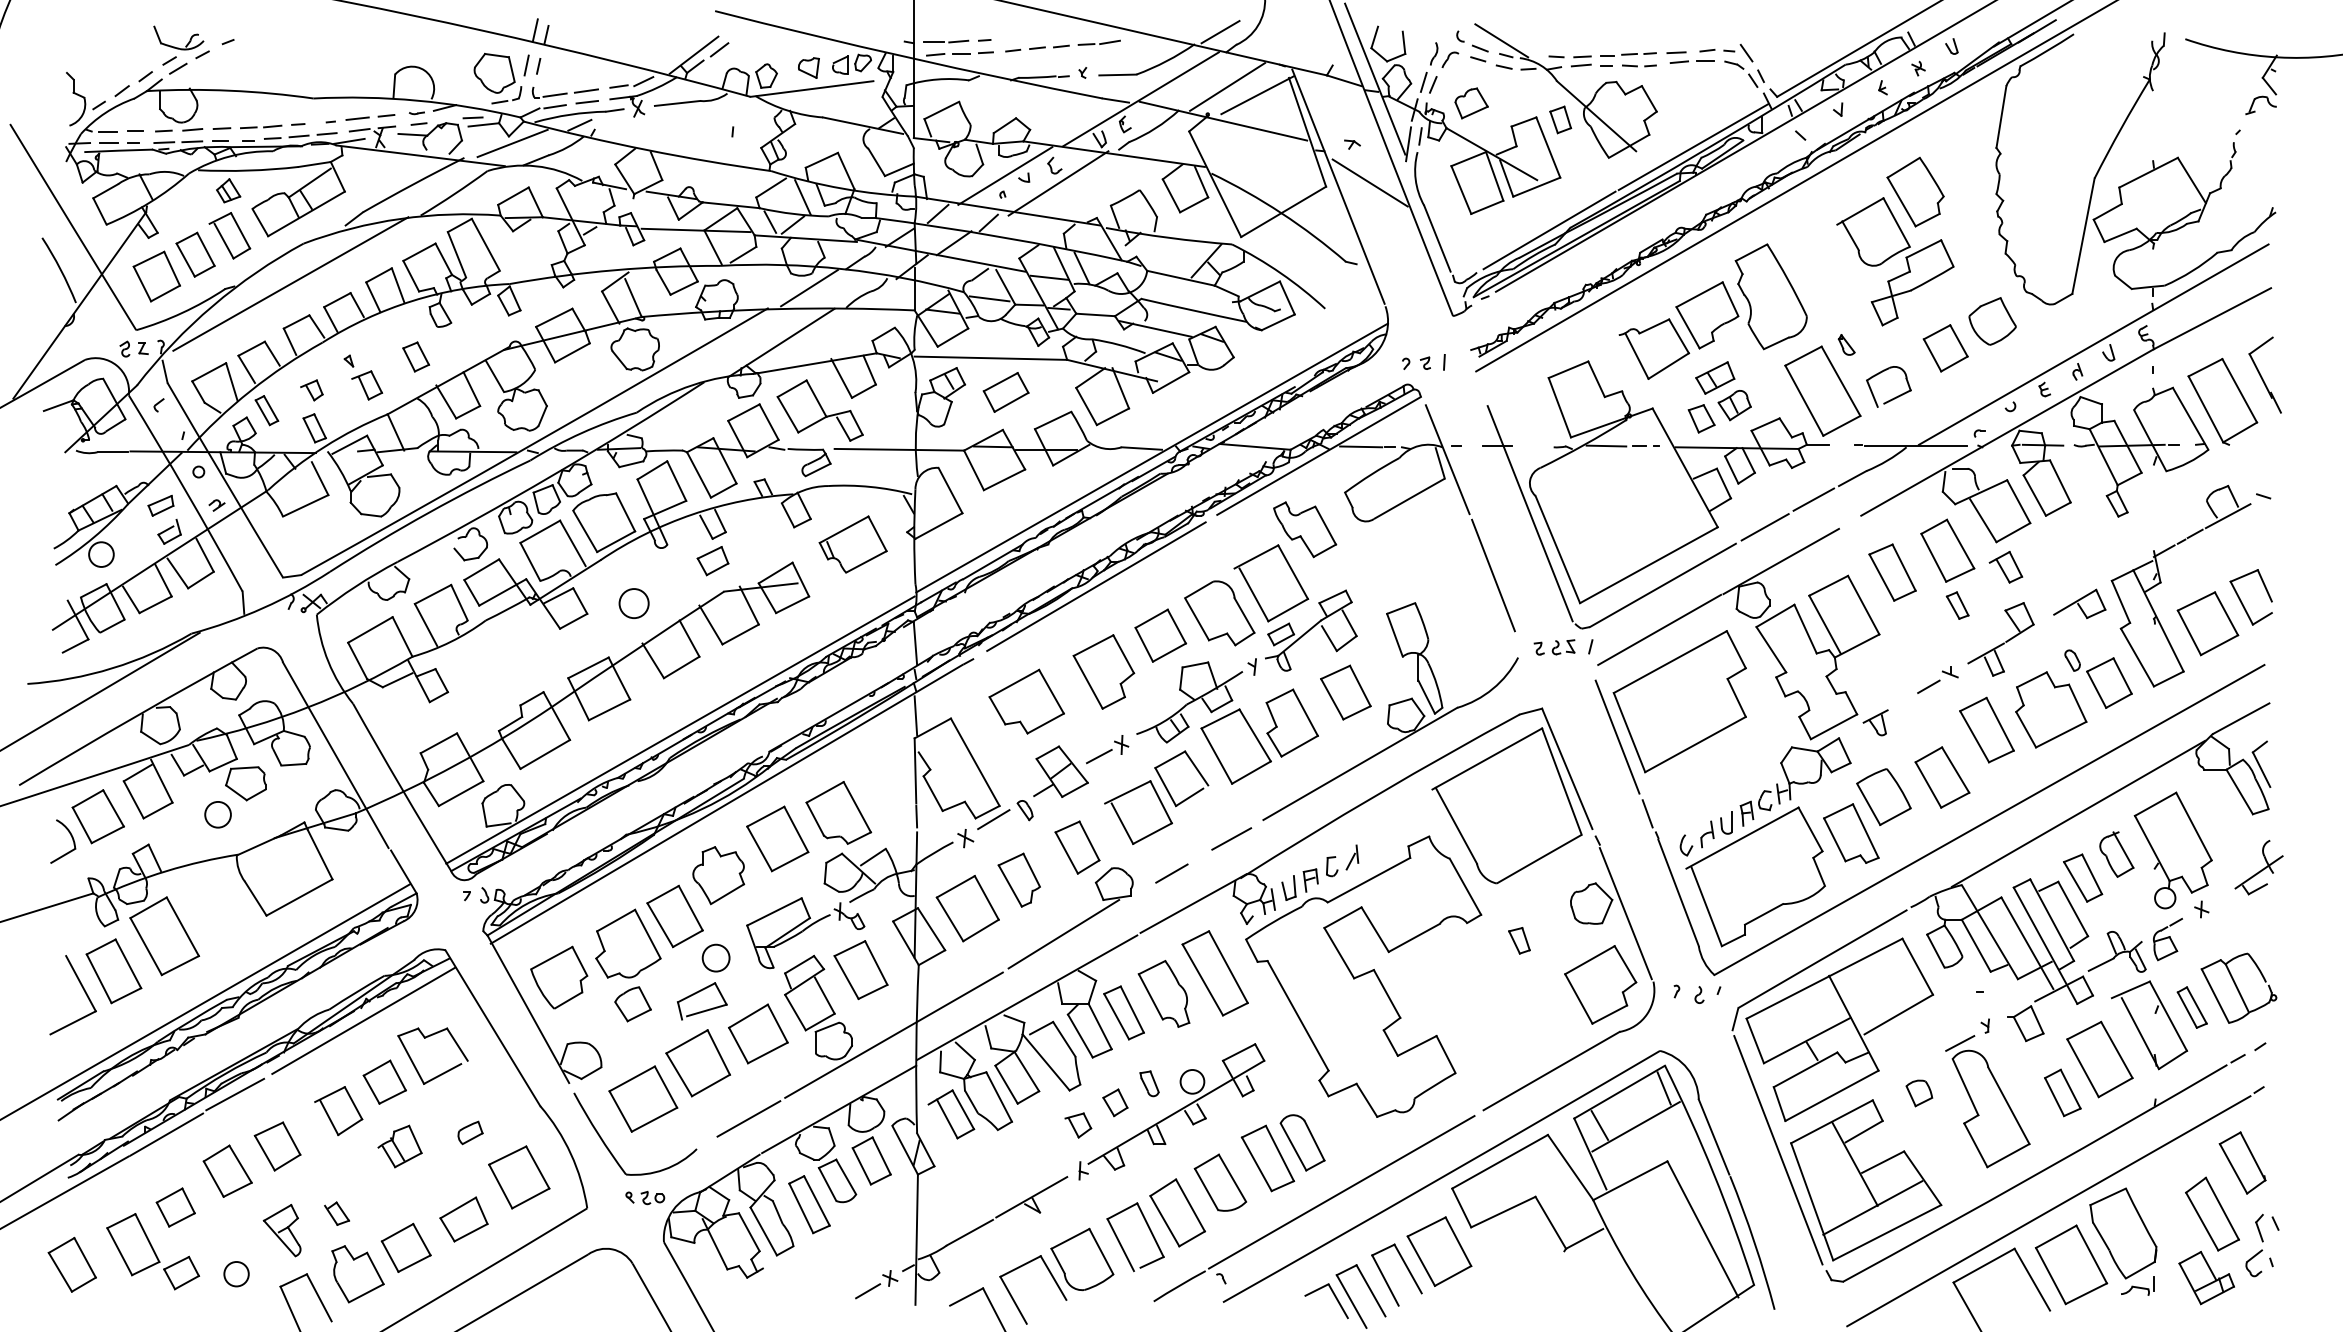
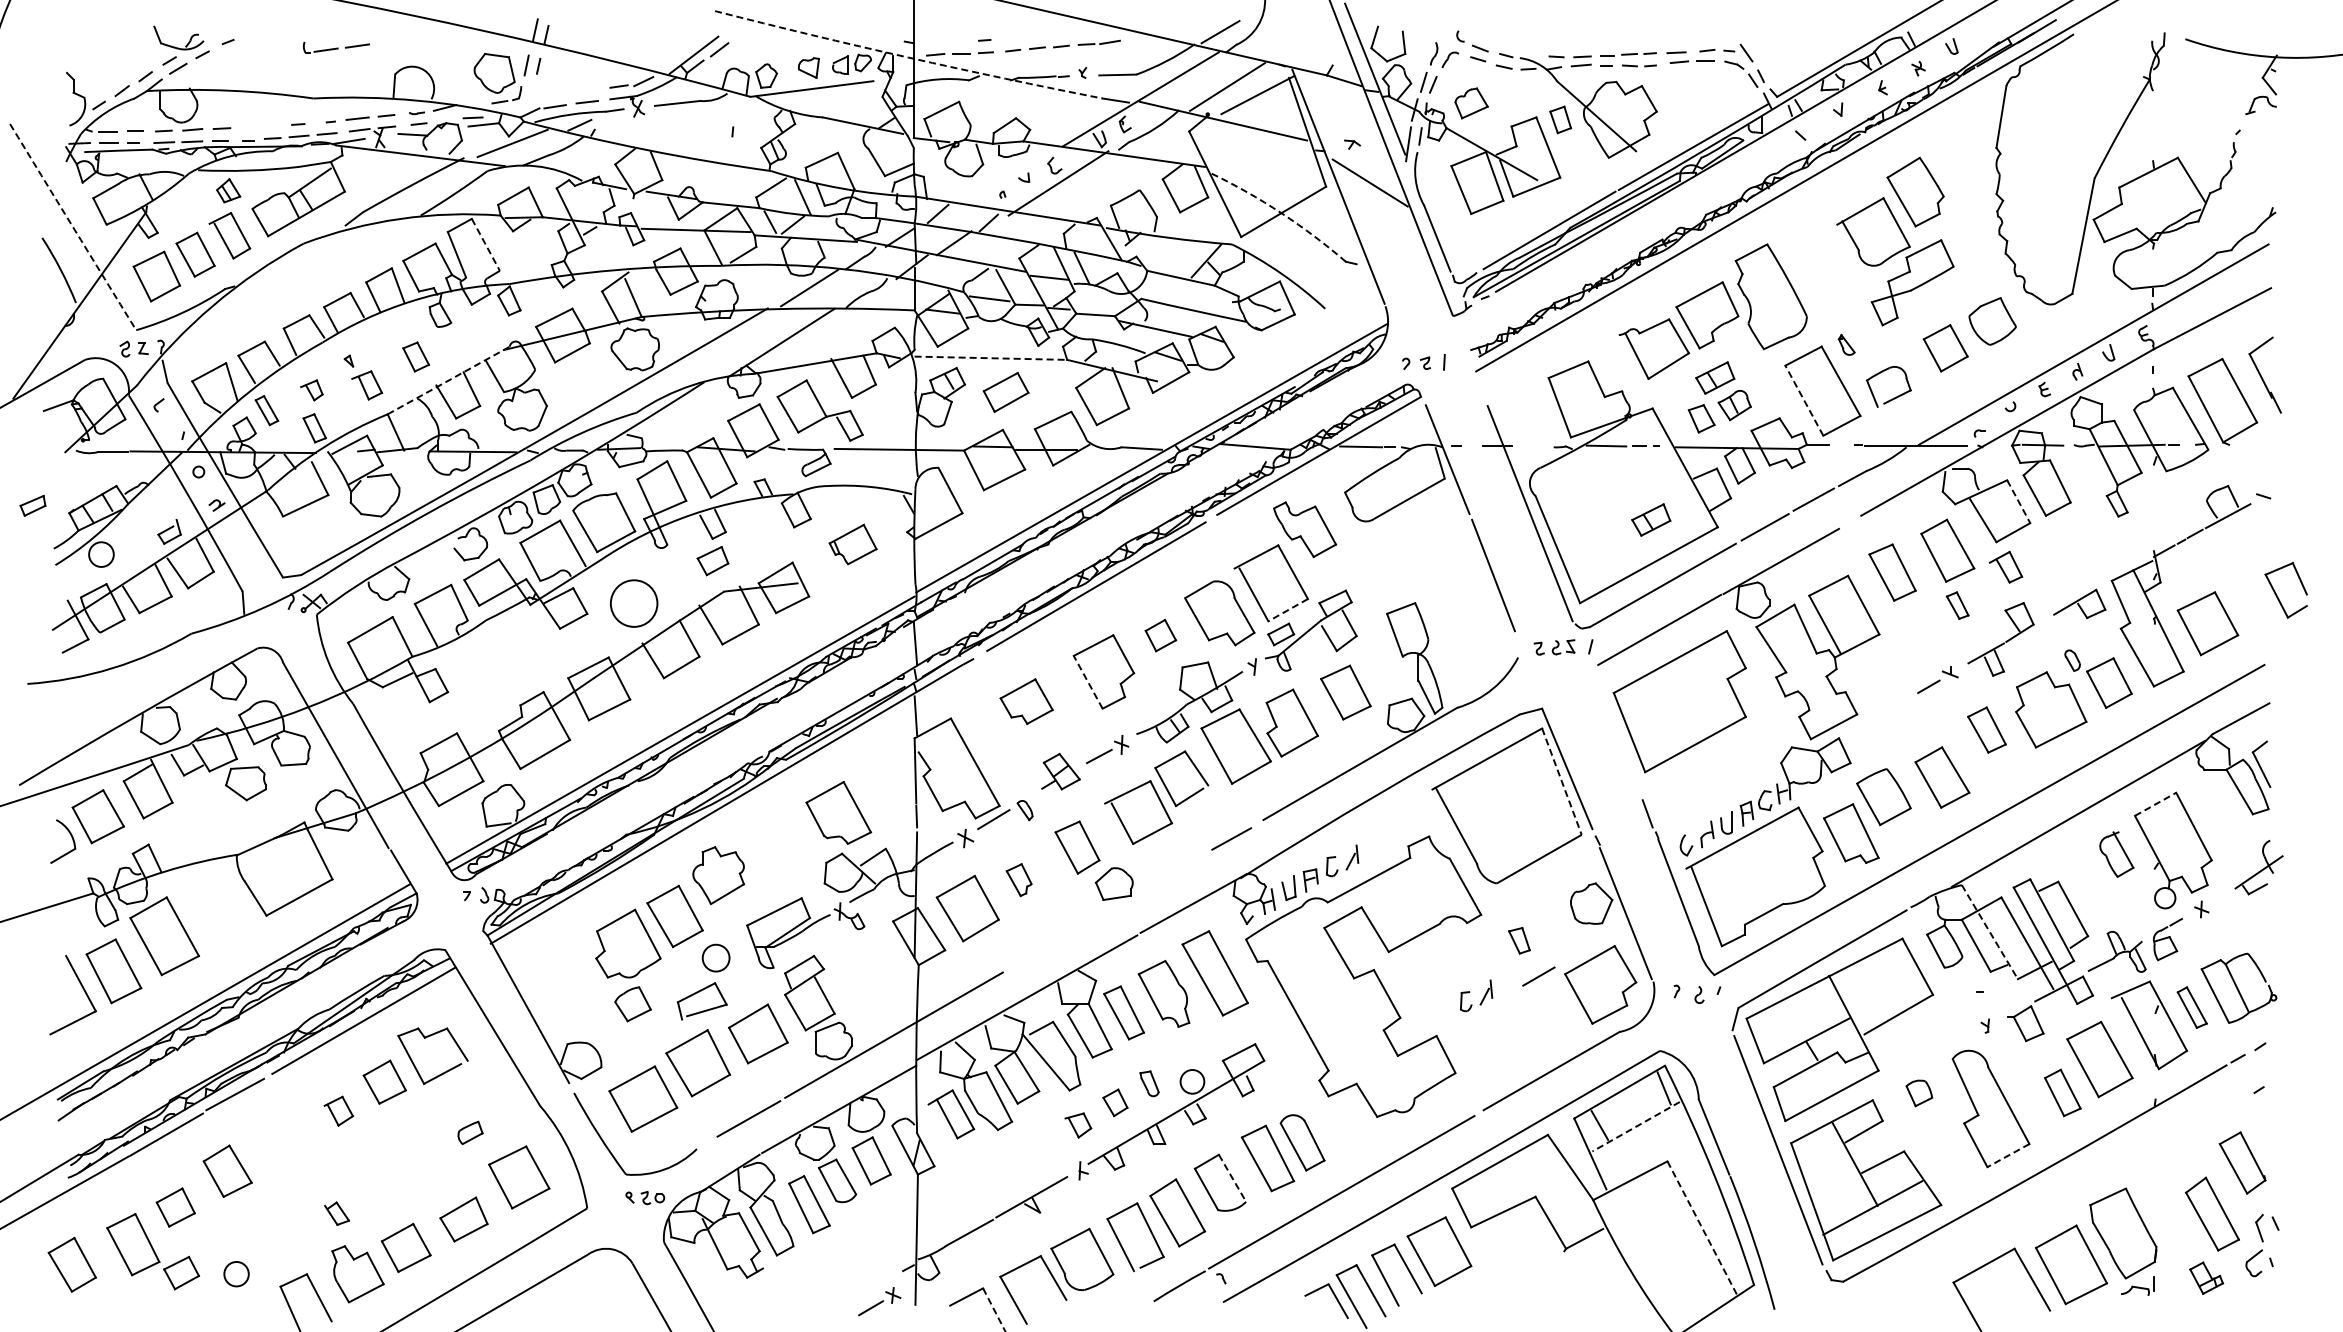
line: present -> none (1501, 40)
part: present -> none (946, 41)
arc: solid -> dashed (908, 57)
part position: (564, 92) -> (335, 47) (335, 47)
part: present -> none (261, 126)
line: present -> none (1005, 175)
arc: solid -> dashed (1281, 213)
arc: solid -> dashed (73, 227)
line: solid -> dashed (485, 244)
line: present -> none (290, 283)
line: solid -> dashed (991, 358)
line: solid -> dashed (448, 380)
line: solid -> dashed (1804, 400)
line: solid -> dashed (2018, 502)
part position: (160, 505) -> (32, 505) (32, 505)
part: none -> present (1651, 519)
part size: 70x59 px -> 50x43 px (852, 544)
part position: (2242, 602) -> (2277, 595) (2277, 595)
circle diameter: 29 px -> 47 px (633, 603)
line: solid -> dashed (1288, 610)
part size: 54x55 px -> 34x35 px (1160, 635)
line: solid -> dashed (1087, 681)
line: present -> none (100, 690)
part size: 77x67 px -> 55x47 px (1026, 701)
part: present -> none (1875, 722)
part size: 56x68 px -> 40x48 px (1986, 729)
line: present -> none (1617, 736)
part size: 56x53 px -> 40x39 px (1060, 771)
line: solid -> dashed (1561, 781)
line: solid -> dashed (2155, 804)
circle: present -> none (217, 814)
part: present -> none (777, 838)
line position: (1171, 873) -> (1538, 976) (1538, 976)
part: present -> none (2083, 877)
part size: 44x56 px -> 28x35 px (1018, 880)
line: solid -> dashed (1989, 932)
line: present -> none (1063, 933)
part: present -> none (860, 970)
part: present -> none (559, 977)
part: none -> present (1470, 992)
line: present -> none (1960, 1043)
part size: 50x51 px -> 32x32 px (338, 1110)
line: solid -> dashed (1635, 1126)
part: present -> none (277, 1146)
part: present -> none (399, 1146)
line: solid -> dashed (2008, 1155)
line: solid -> dashed (1232, 1178)
line: present -> none (2048, 1211)
line: solid -> dashed (1702, 1229)
part: present -> none (281, 1230)
part size: 57x55 px -> 36x34 px (2206, 1277)
part position: (876, 1284) -> (879, 1301) (879, 1301)
line: solid -> dashed (994, 1310)
